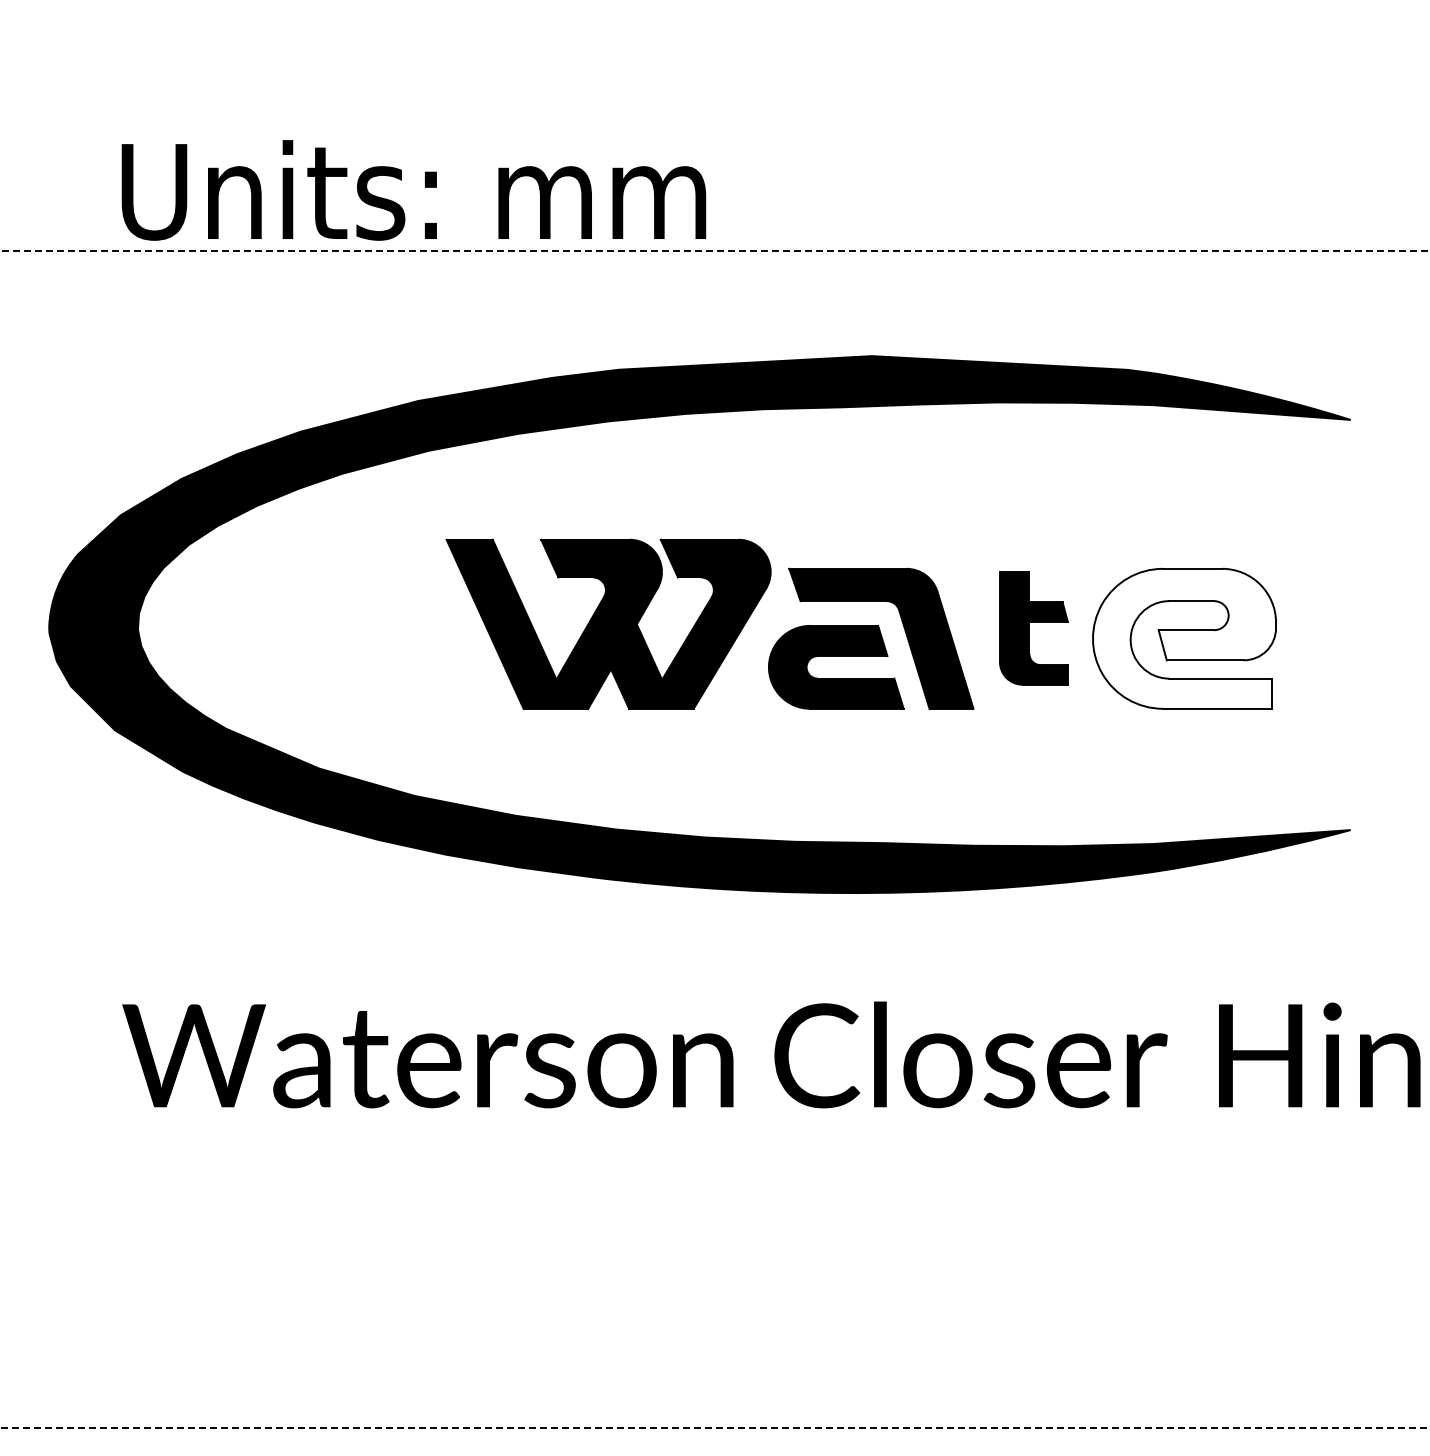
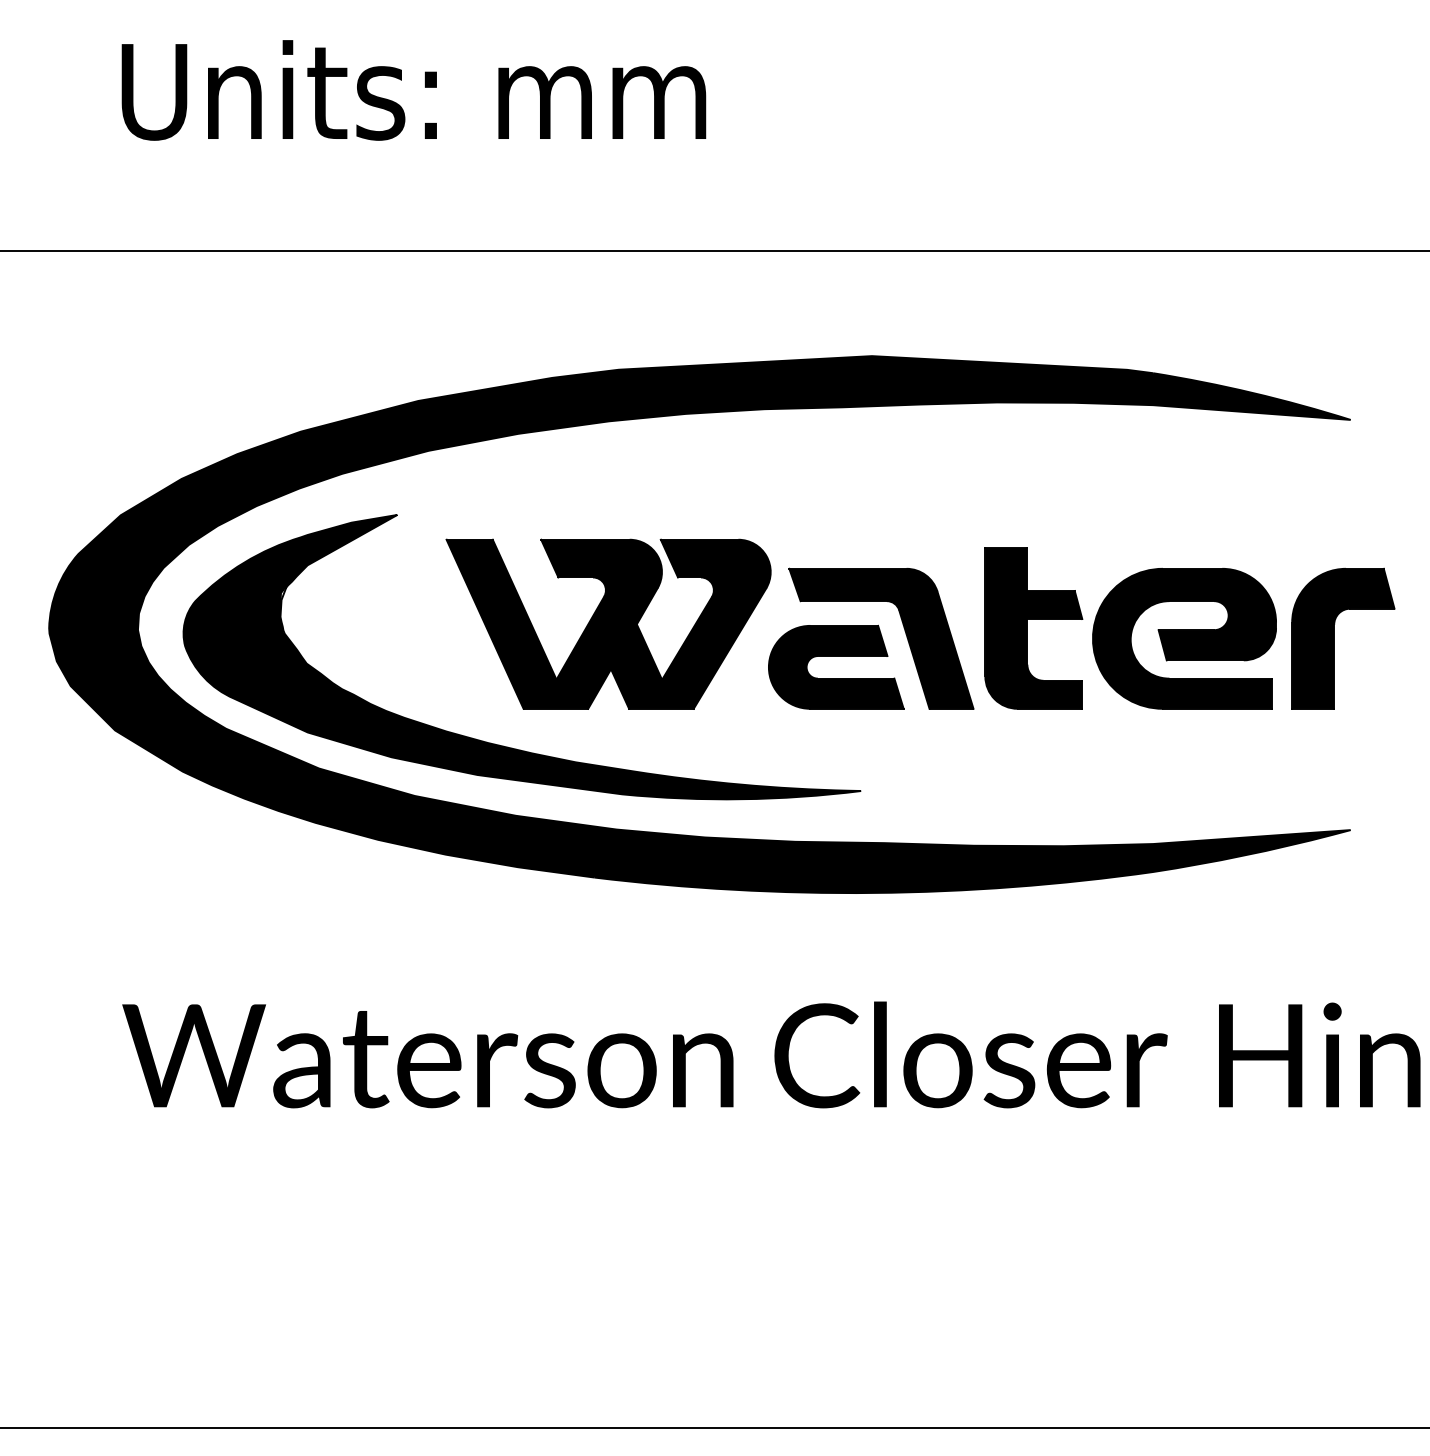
text position: (413, 190) -> (413, 90) (413, 90)
line: dashed -> solid (714, 251)
part size: 70x115 px -> 100x163 px (1033, 628)
fill: none -> present (1184, 638)
part: none -> present (1334, 638)
part: none -> present (499, 744)
line: dashed -> solid (715, 1428)
